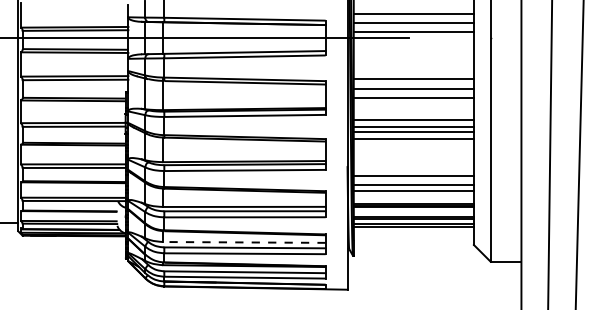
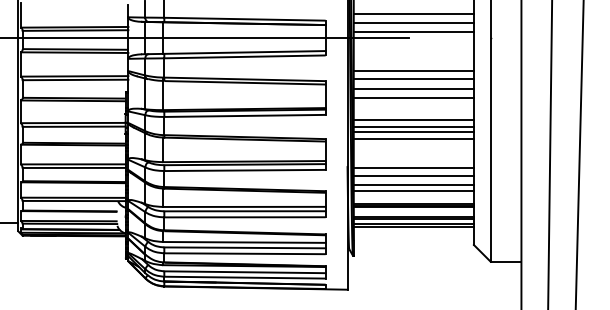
line: none -> present (413, 70)
line: none -> present (413, 168)
line: dashed -> solid (243, 242)
